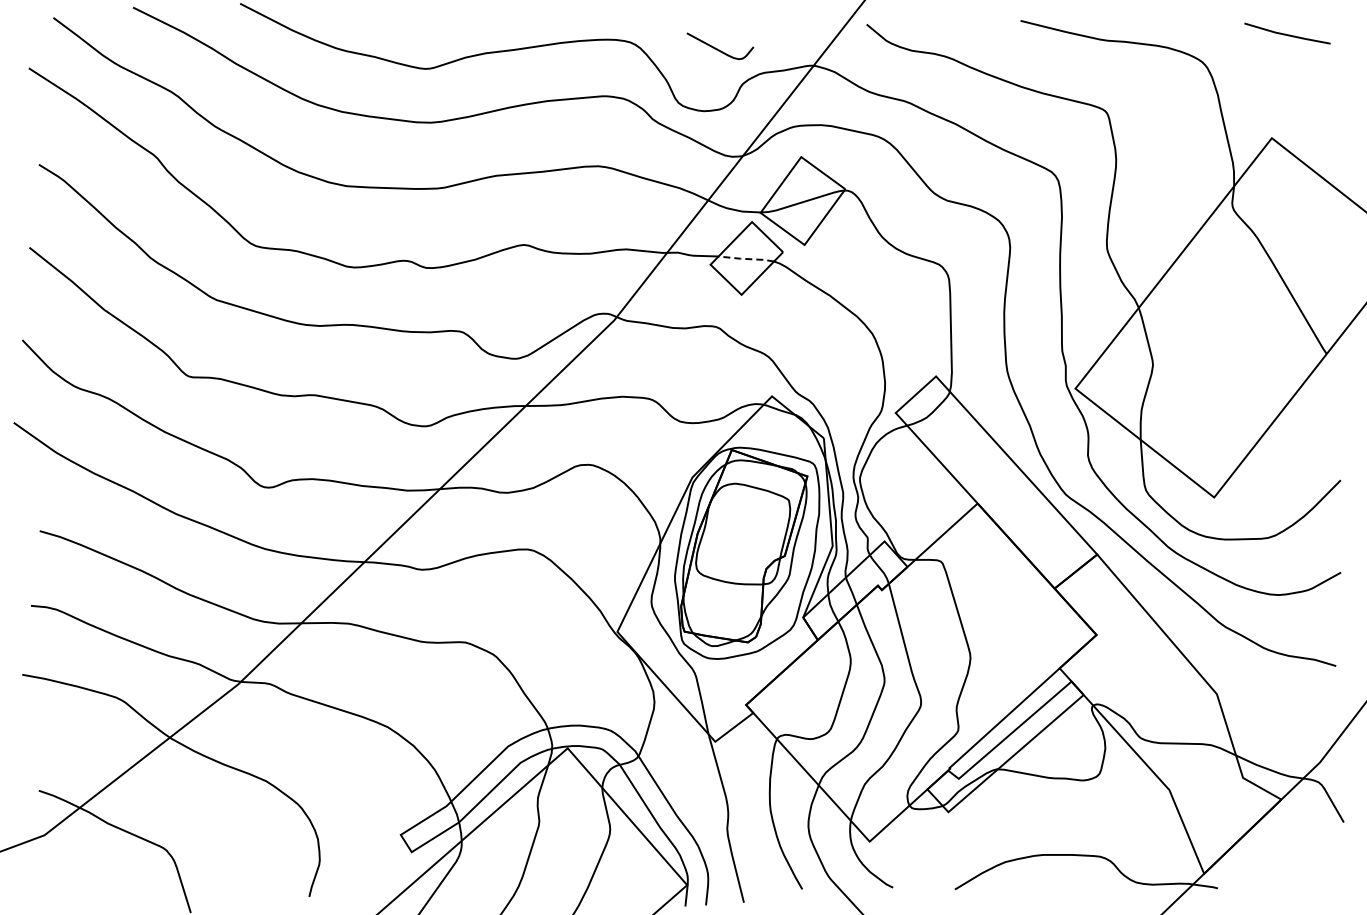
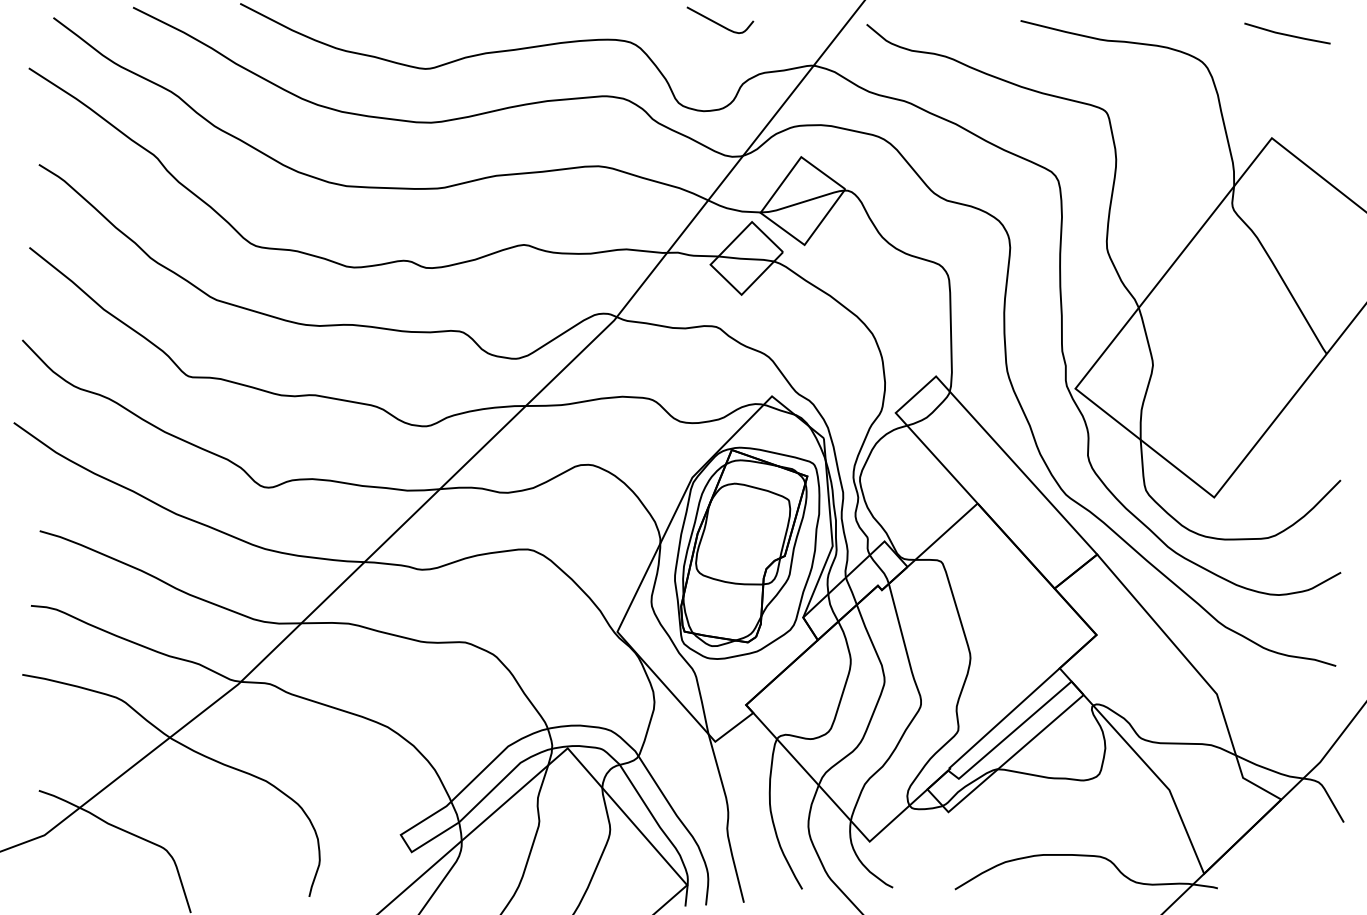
curve position: (719, 49) -> (719, 23) (719, 23)
line: dashed -> solid (746, 259)
